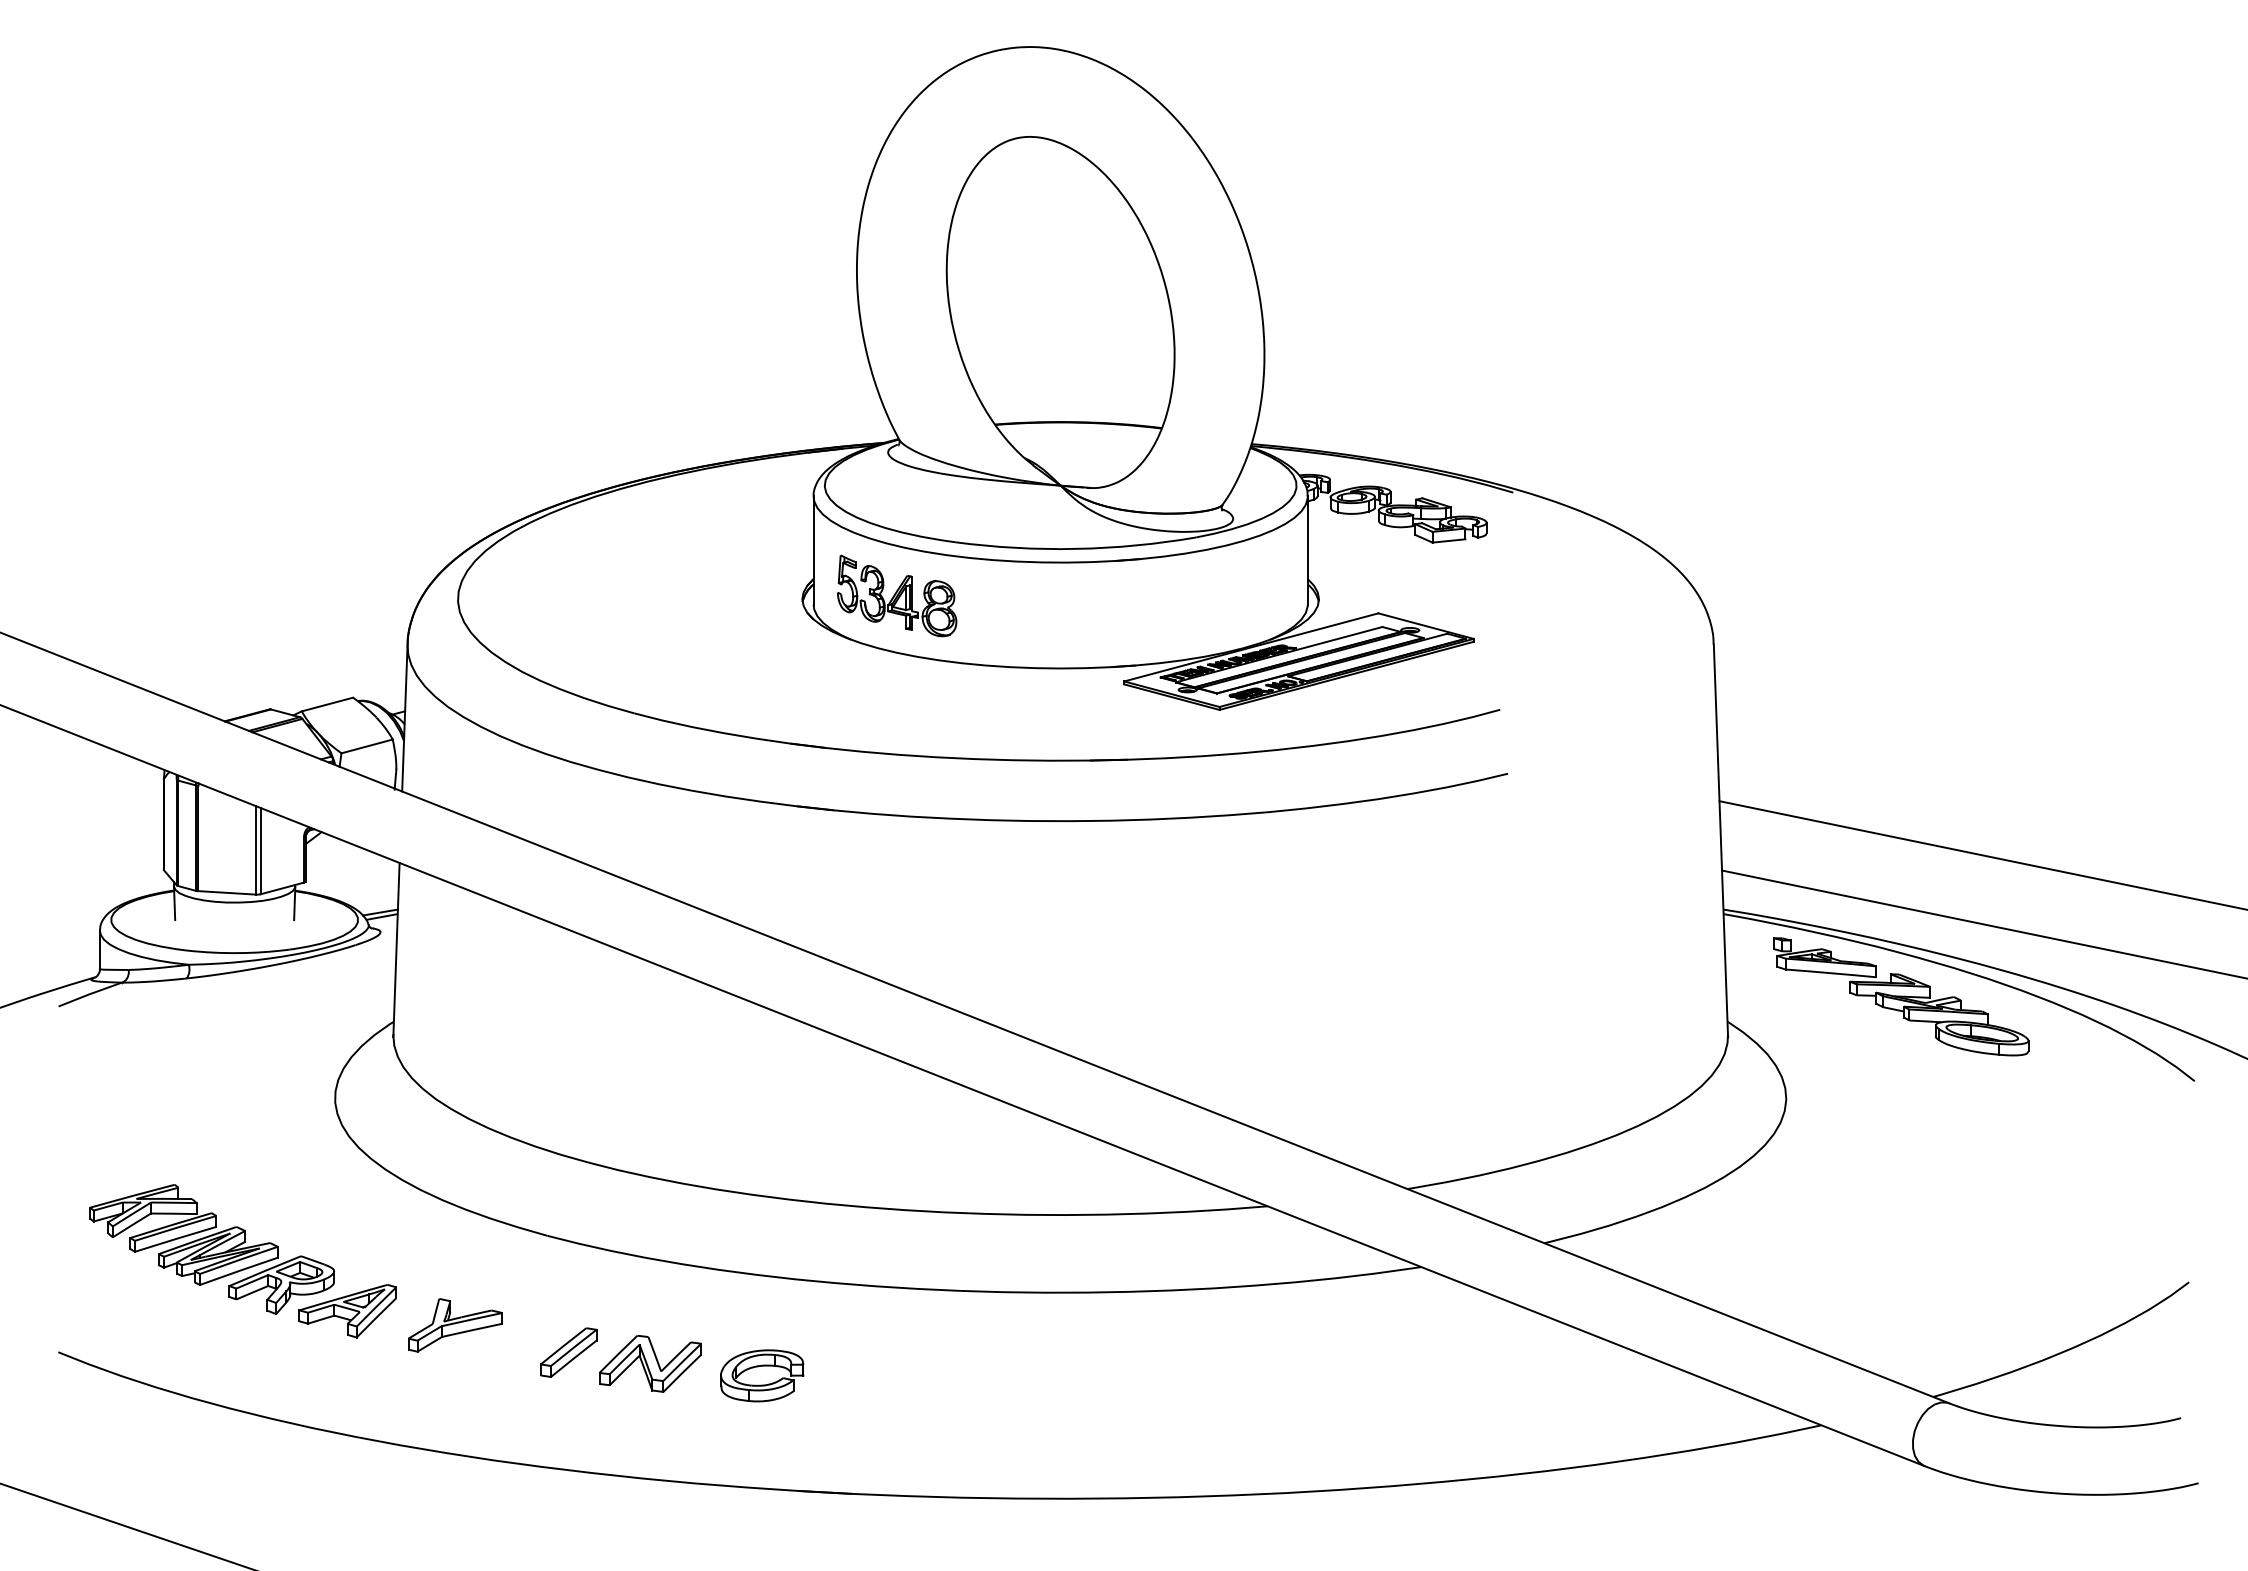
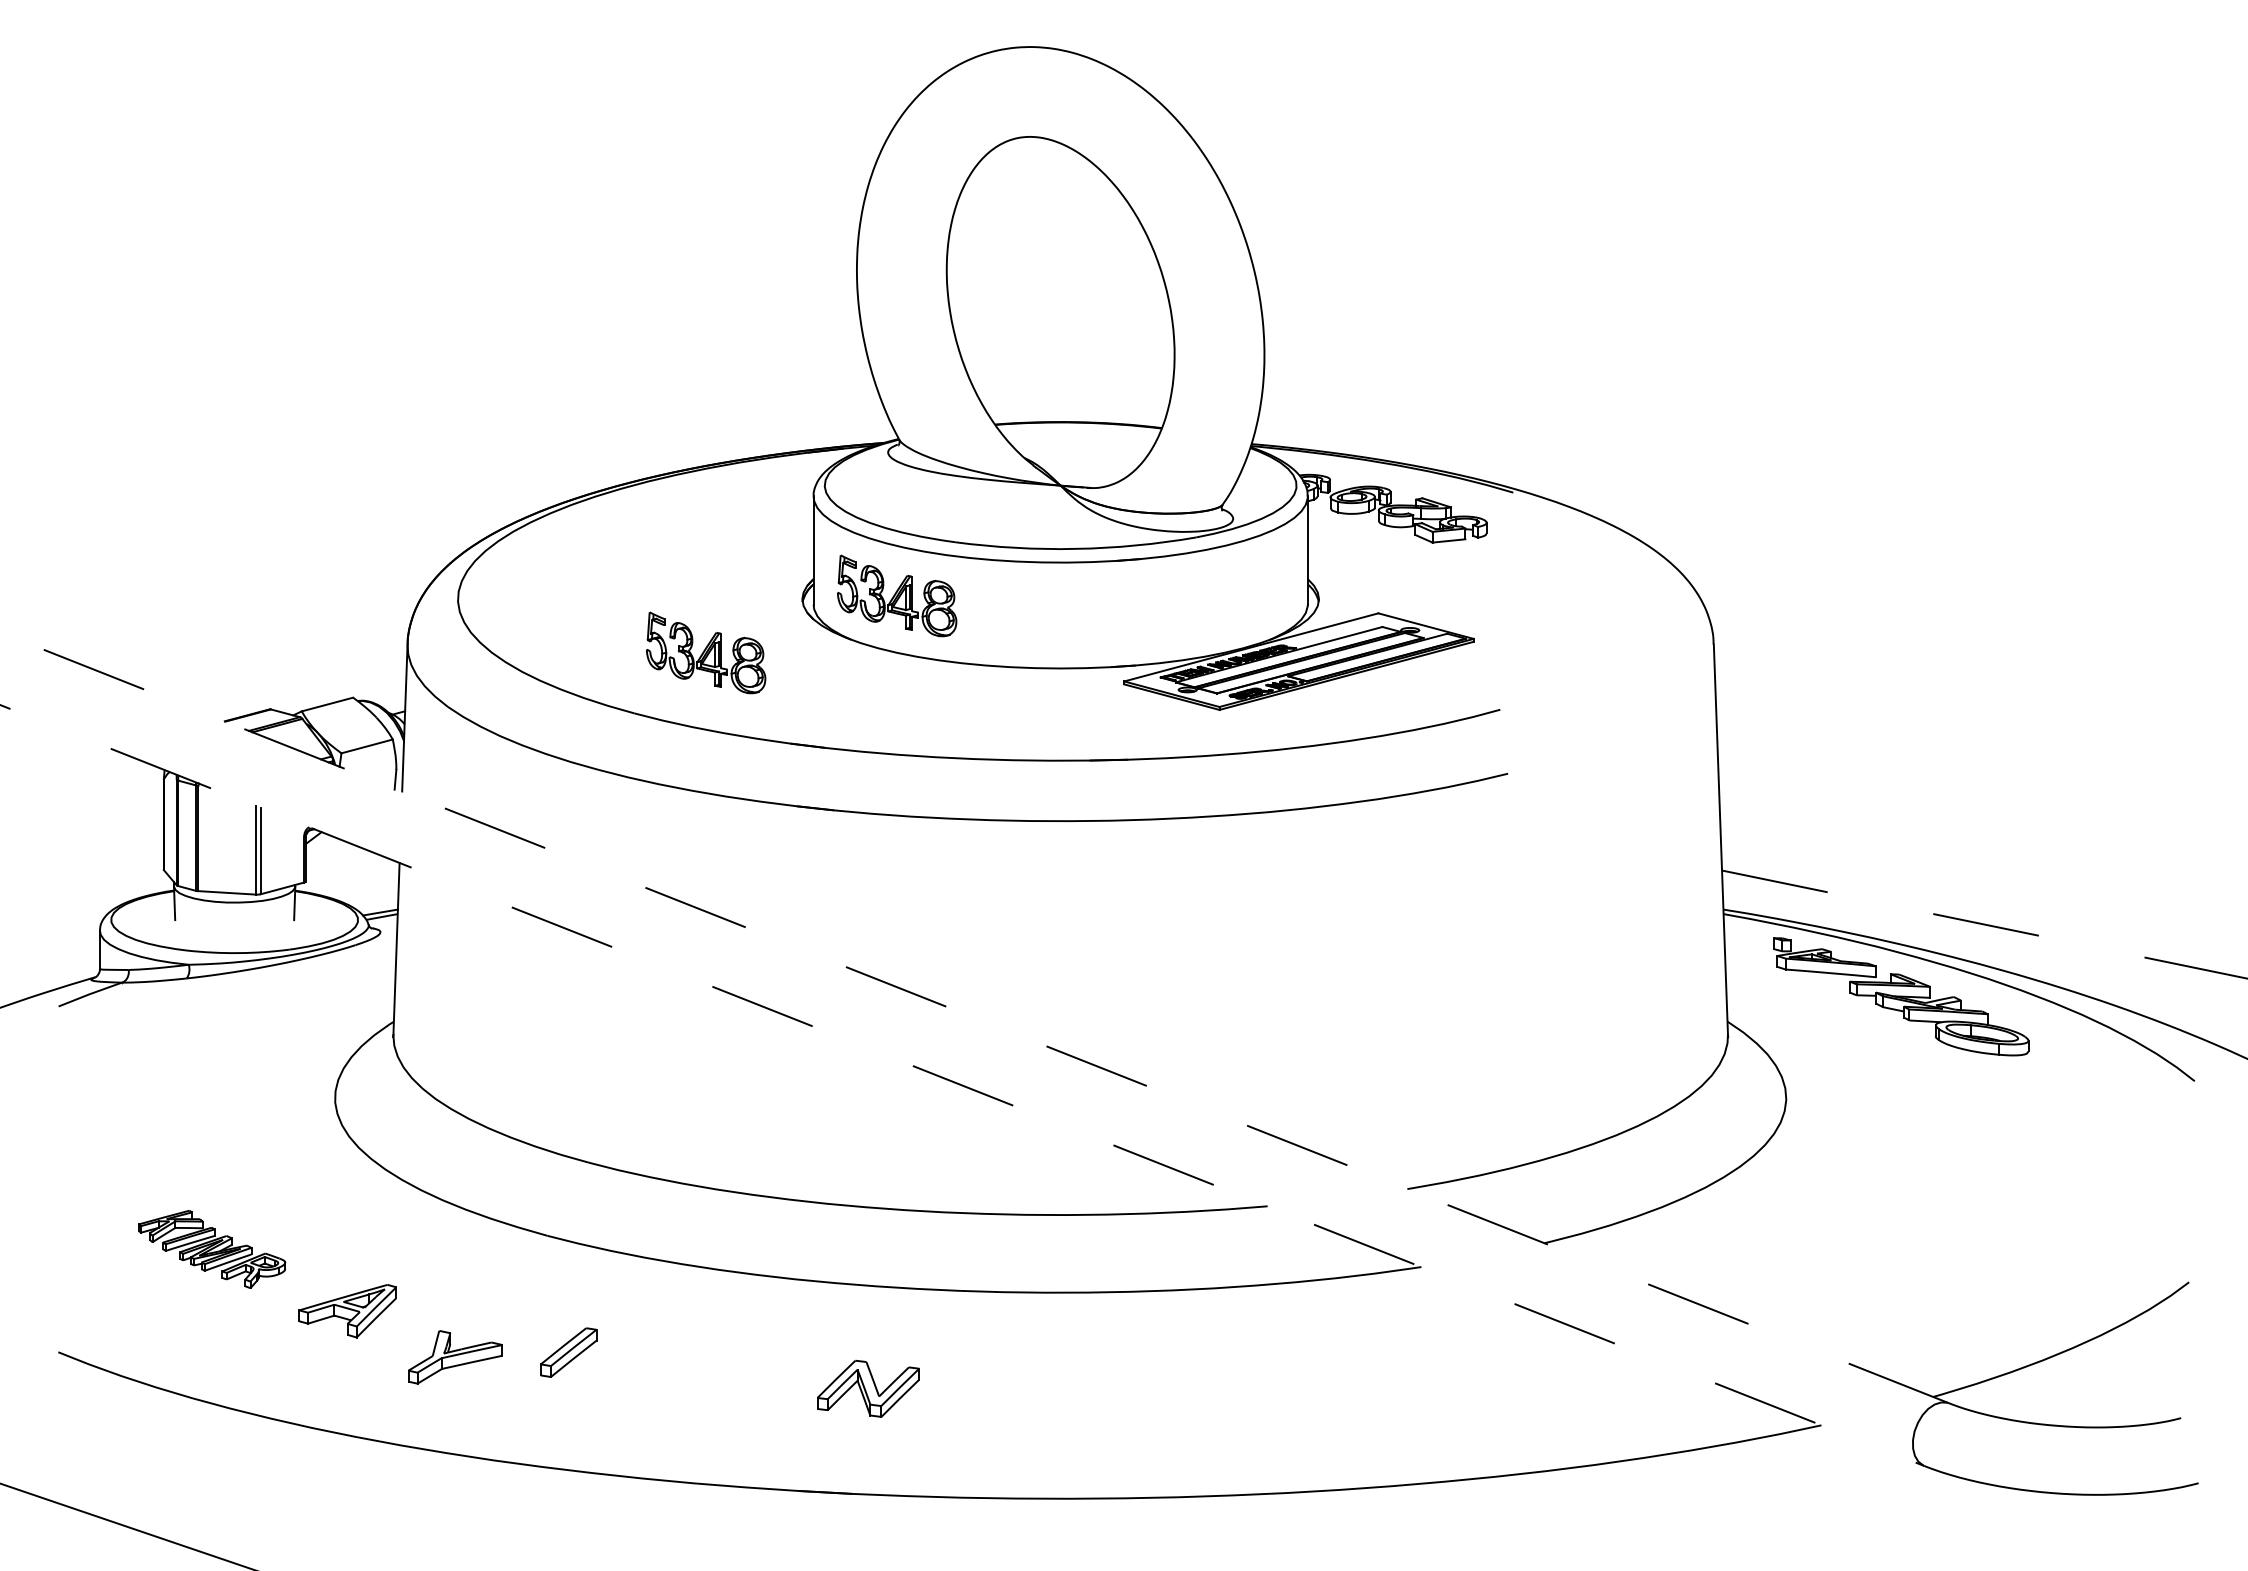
part: none -> present (706, 652)
line: present -> none (1981, 855)
line: solid -> dashed (1985, 924)
line: solid -> dashed (974, 1017)
line: solid -> dashed (962, 1085)
part size: 246x131 px -> 149x79 px (212, 1249)
part position: (455, 1325) -> (455, 1357) (455, 1357)
part position: (650, 1363) -> (868, 1388) (868, 1388)
part: present -> none (758, 1367)
